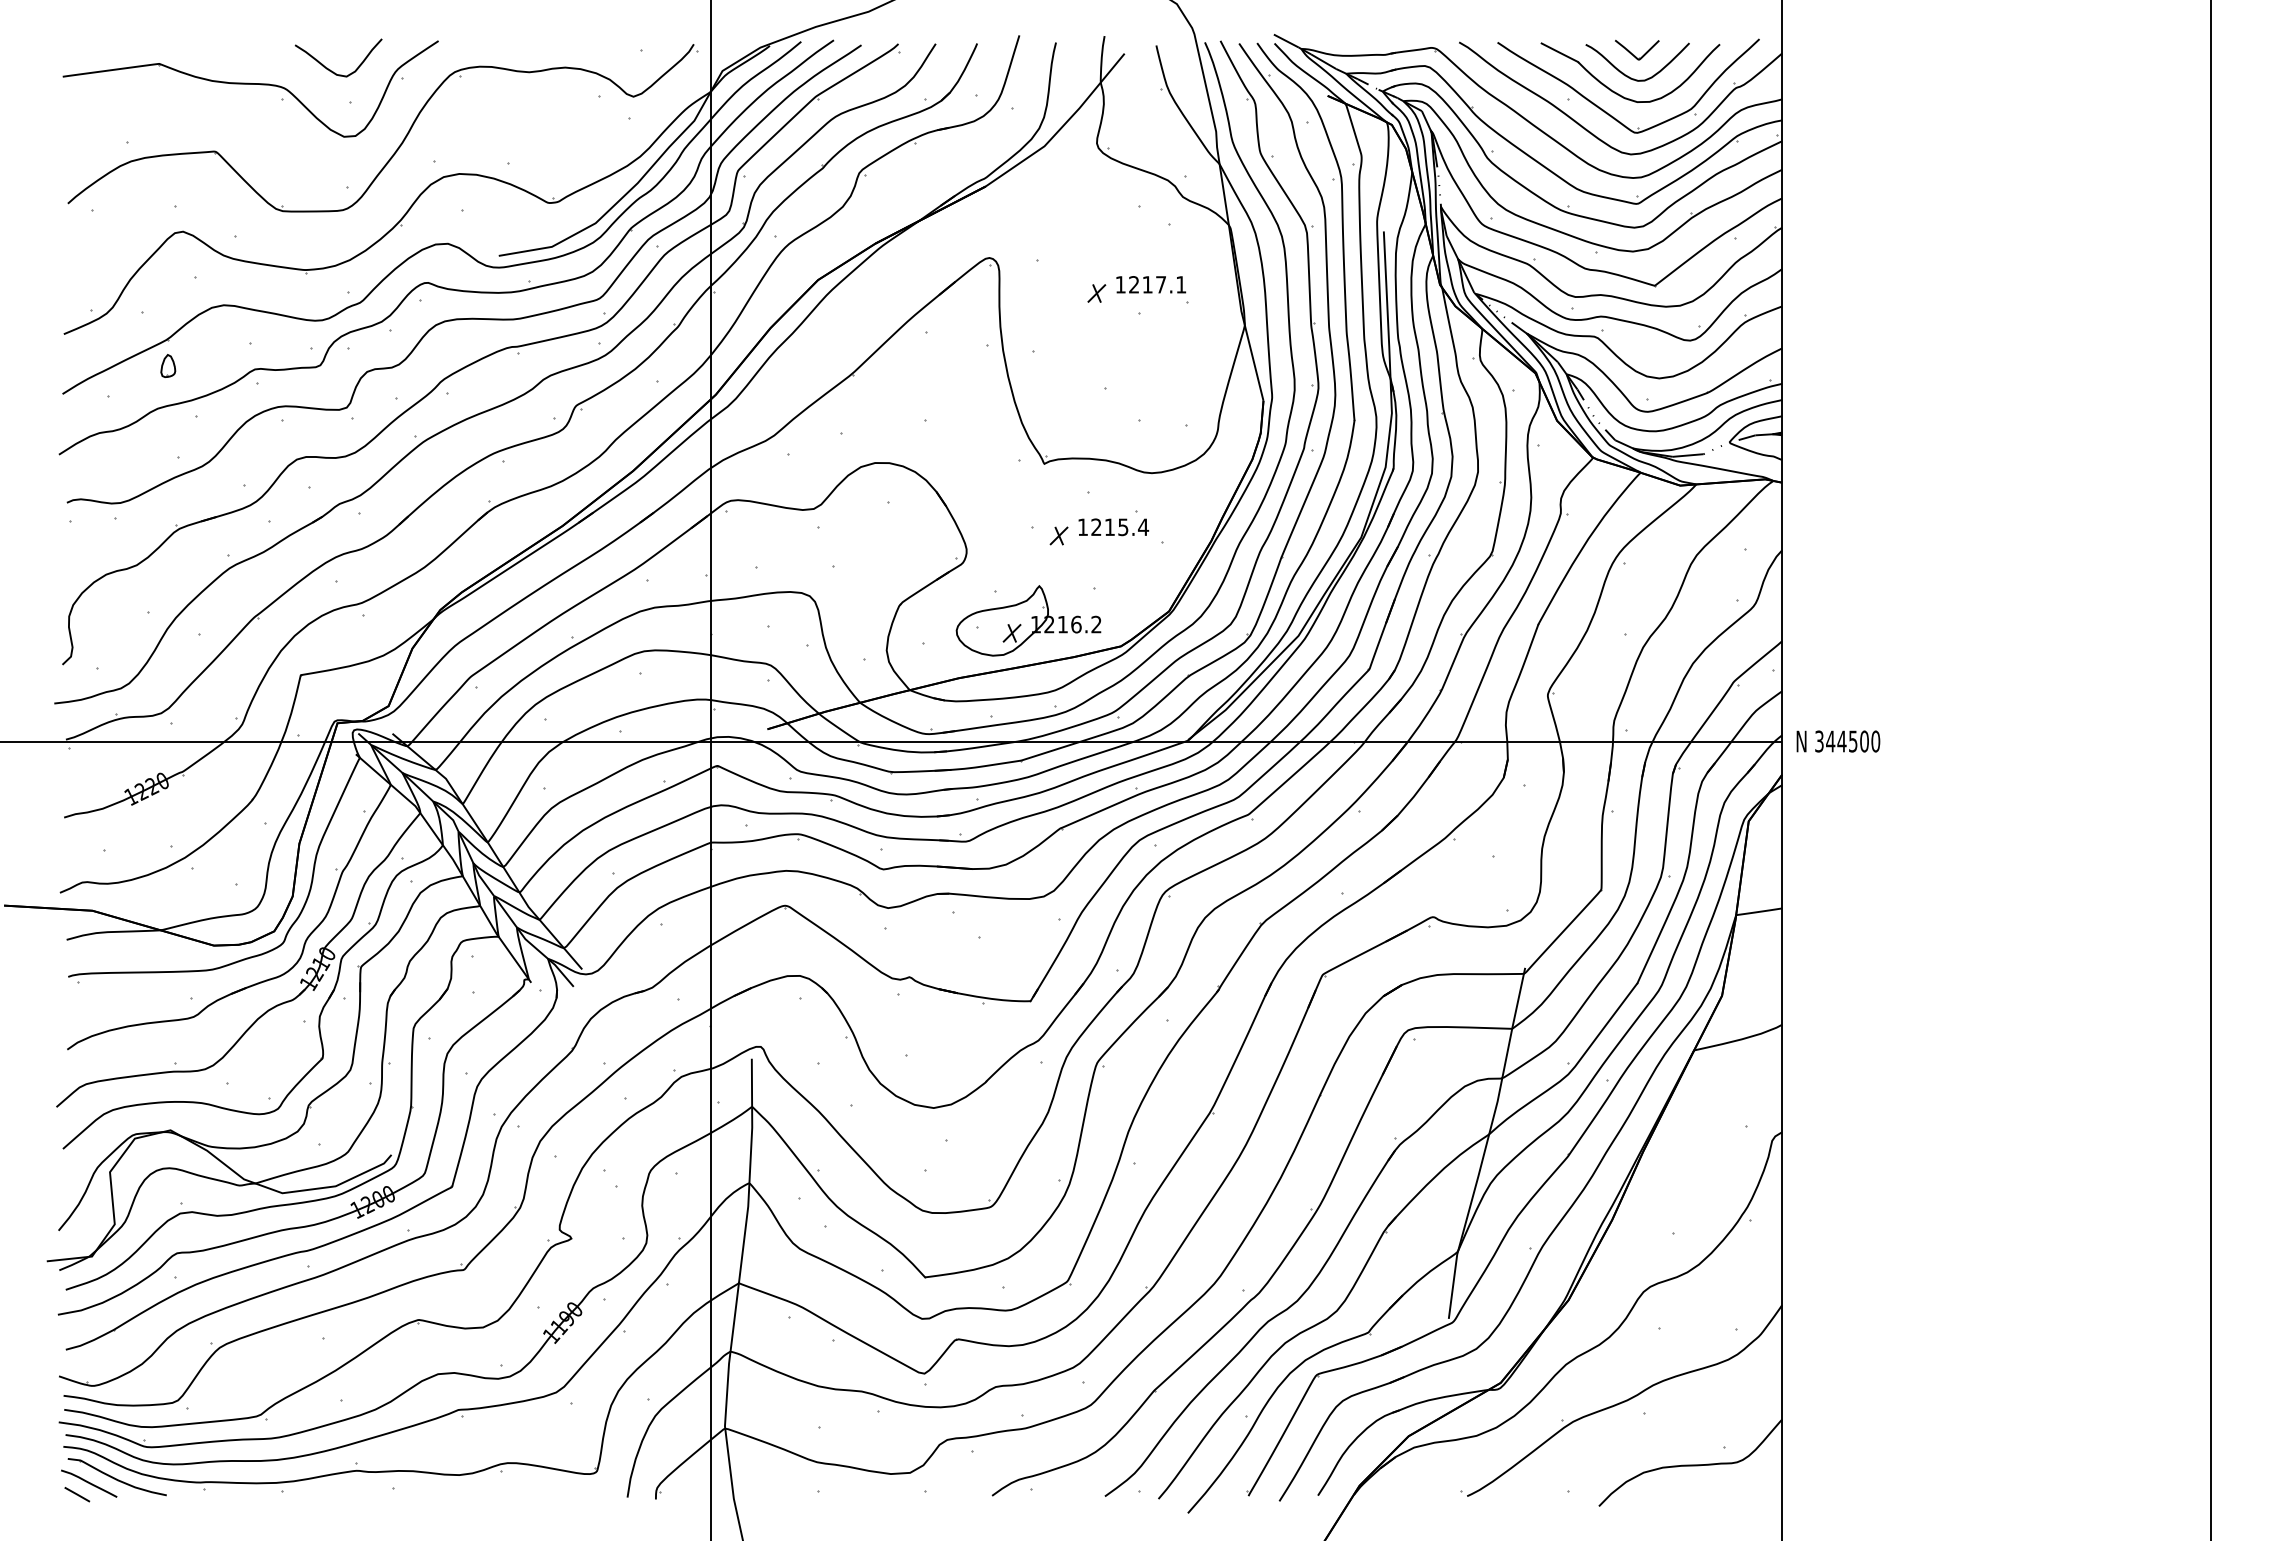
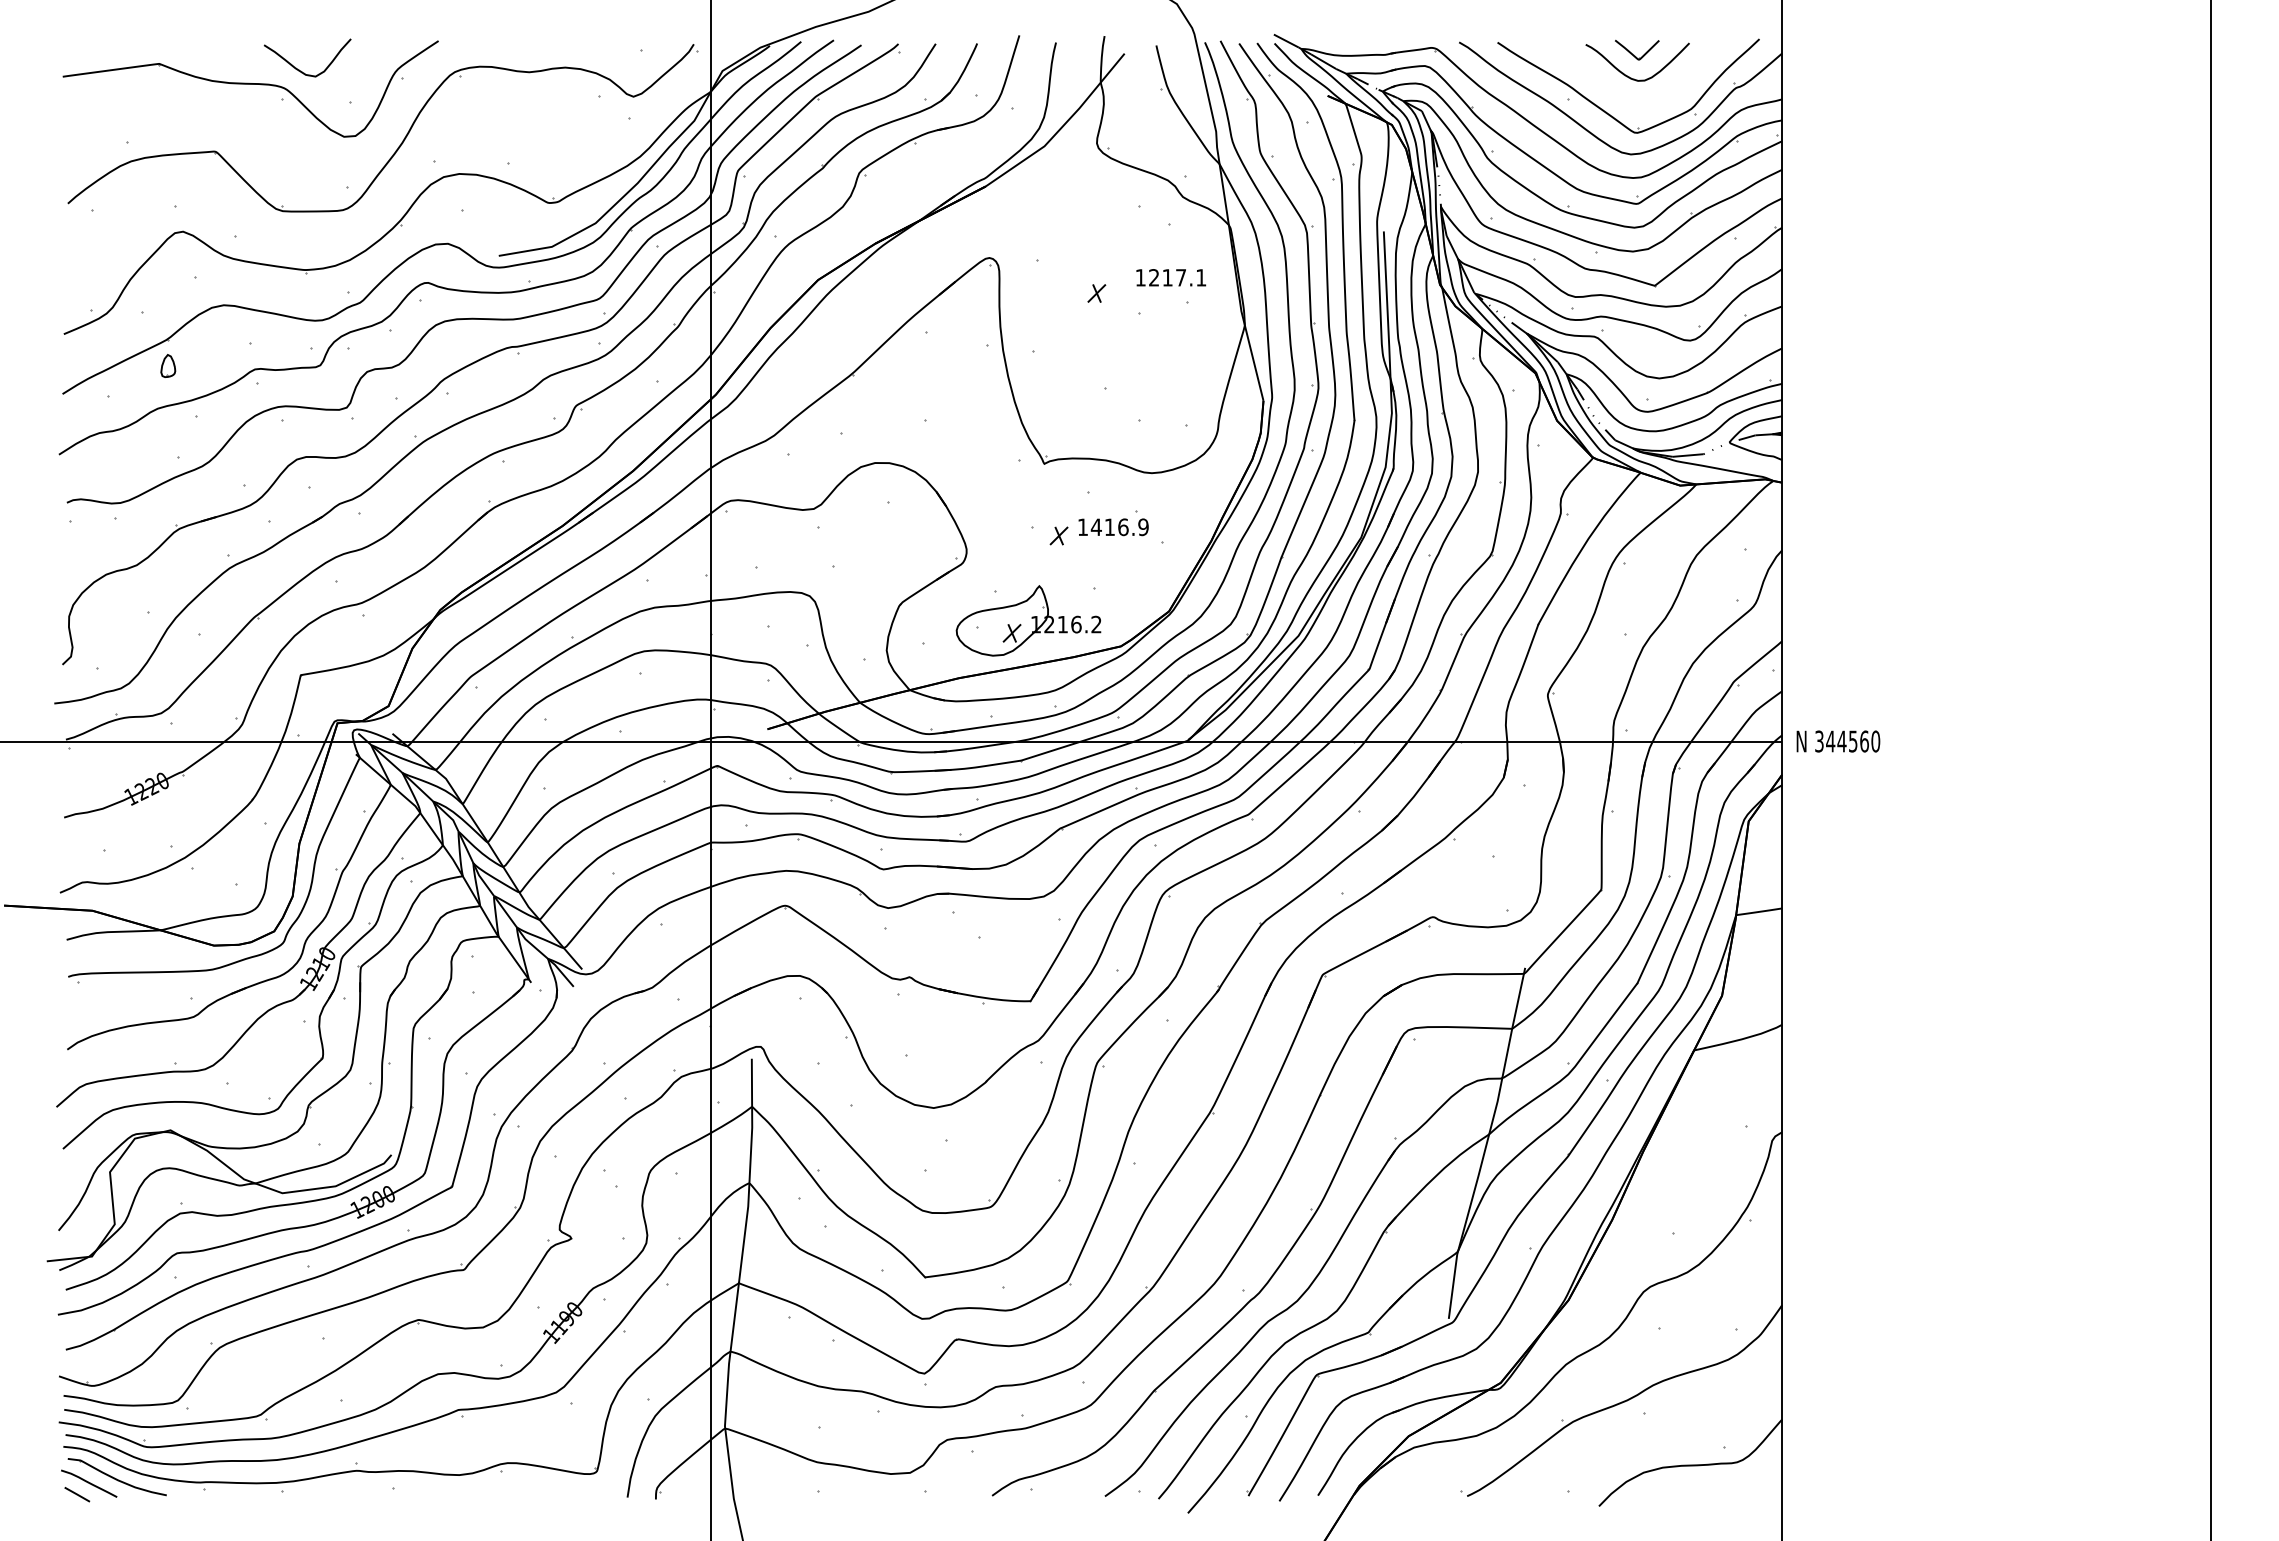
curve position: (330, 69) -> (299, 69) (299, 69)
part: present -> none (1620, 94)
text position: (1151, 284) -> (1171, 277) (1171, 277)
text: 1215.4 -> 1416.9 (1119, 527)
text: 344500 -> 344560 (1864, 741)
